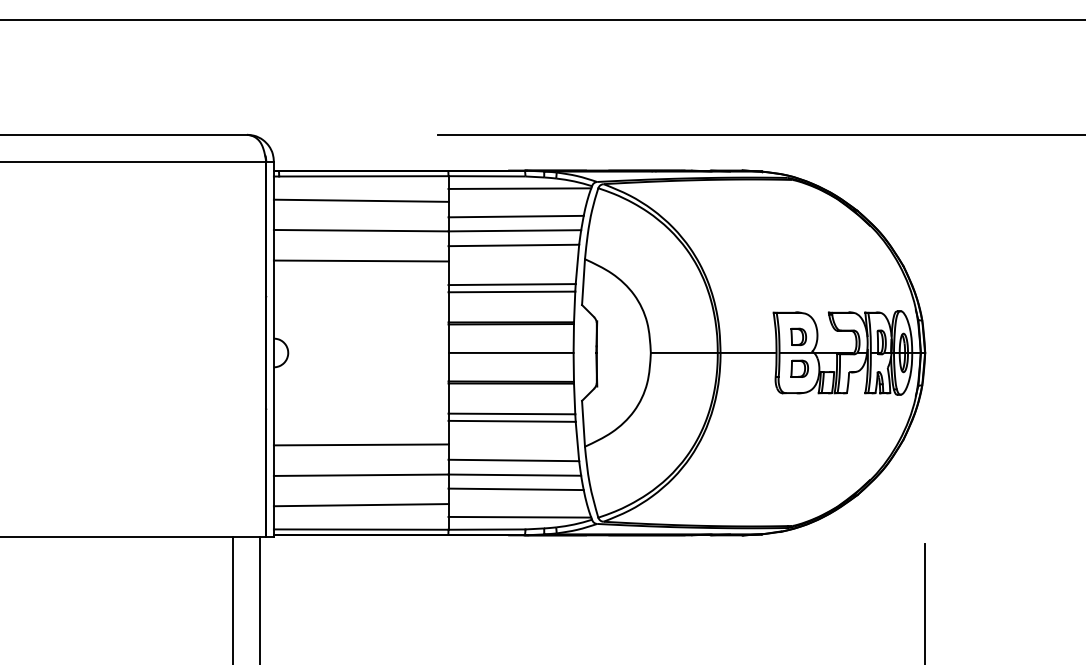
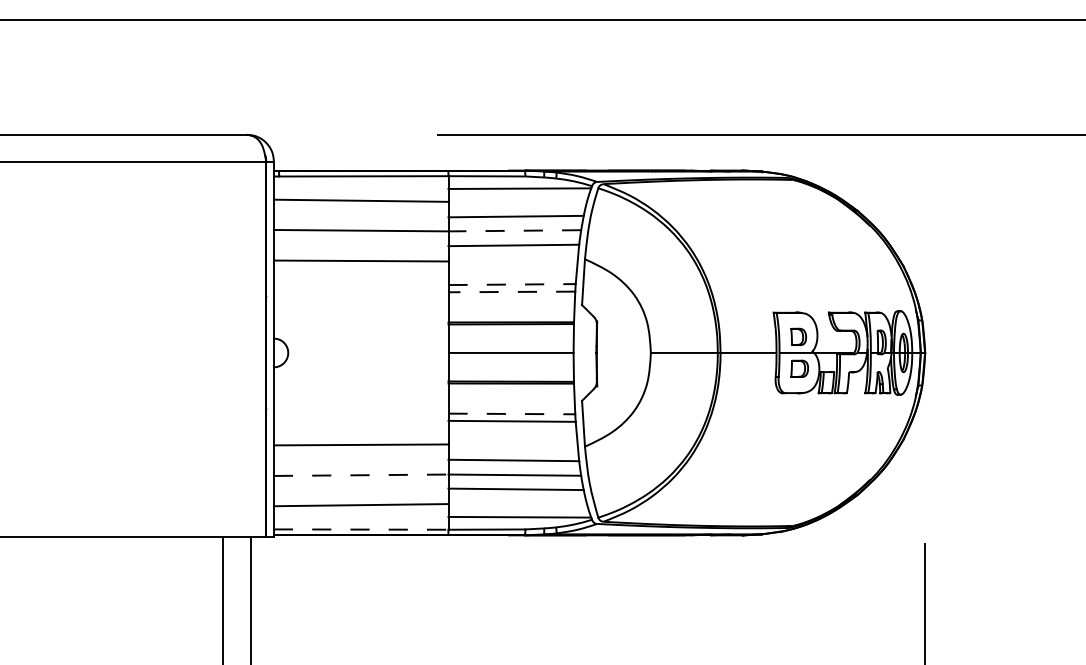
line: solid -> dashed (514, 230)
line: solid -> dashed (512, 284)
line: solid -> dashed (511, 291)
line: solid -> dashed (512, 413)
line: solid -> dashed (361, 475)
line: solid -> dashed (361, 529)
line position: (232, 598) -> (222, 598) (222, 598)
line position: (259, 598) -> (250, 598) (250, 598)
